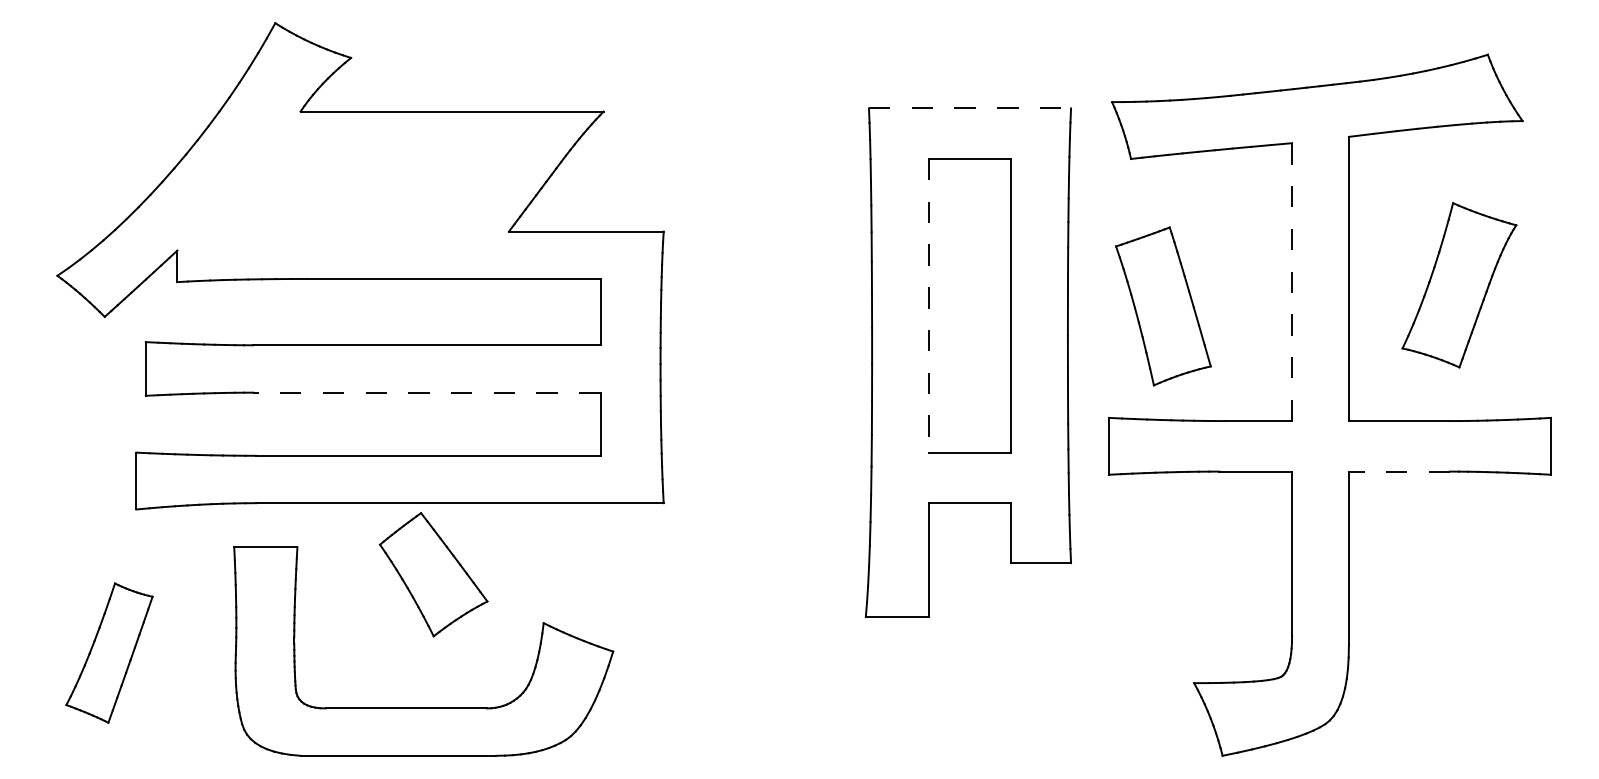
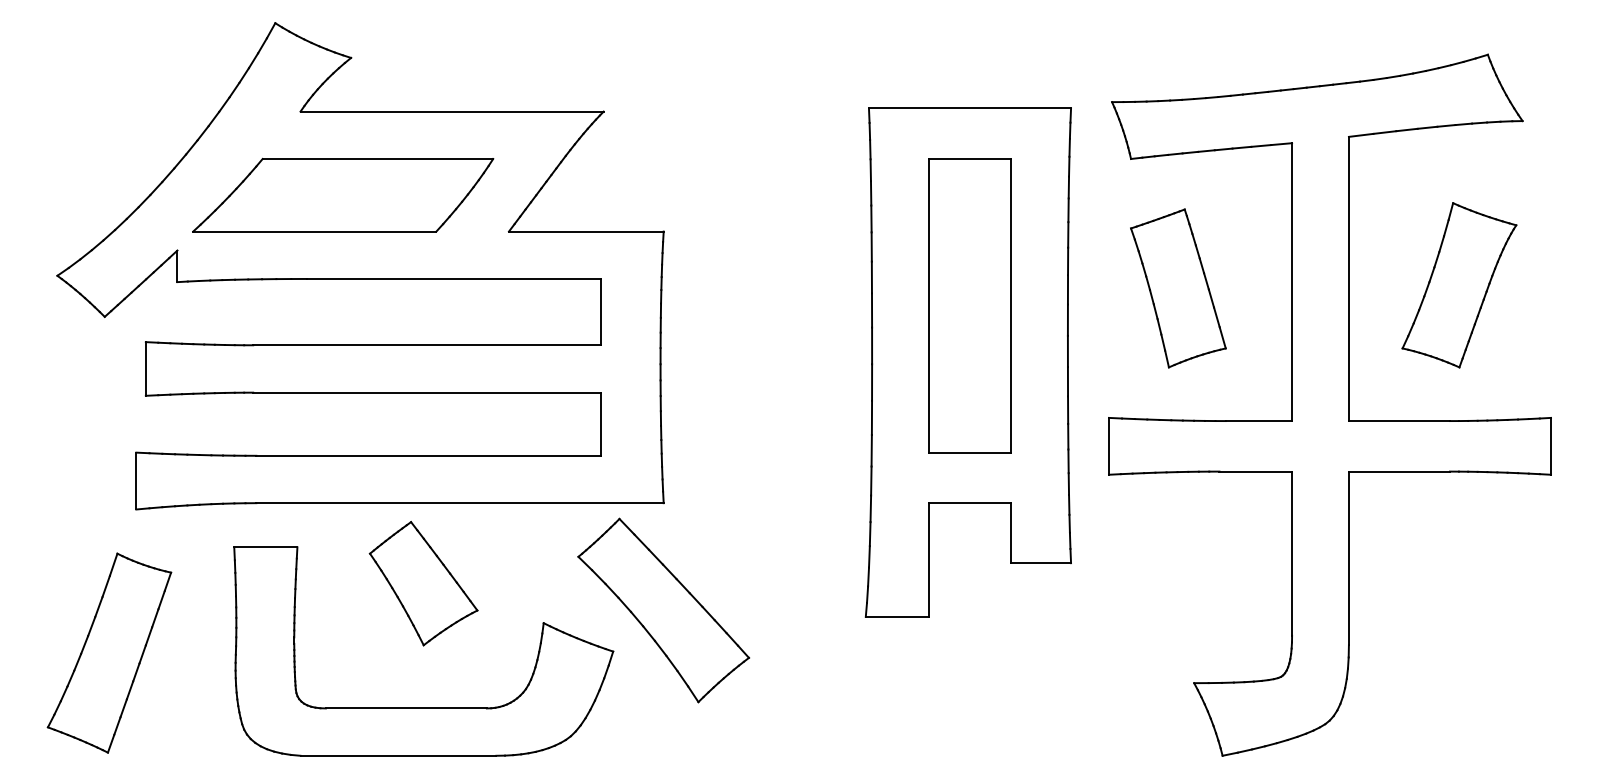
line: dashed -> solid (970, 108)
part: none -> present (343, 194)
line: dashed -> solid (1292, 282)
line: dashed -> solid (928, 305)
part position: (1163, 306) -> (1178, 288) (1178, 288)
line: dashed -> solid (426, 392)
line: dashed -> solid (1399, 471)
part position: (433, 574) -> (423, 583) (423, 583)
part: none -> present (663, 610)
part size: 89x142 px -> 127x202 px (109, 652)
